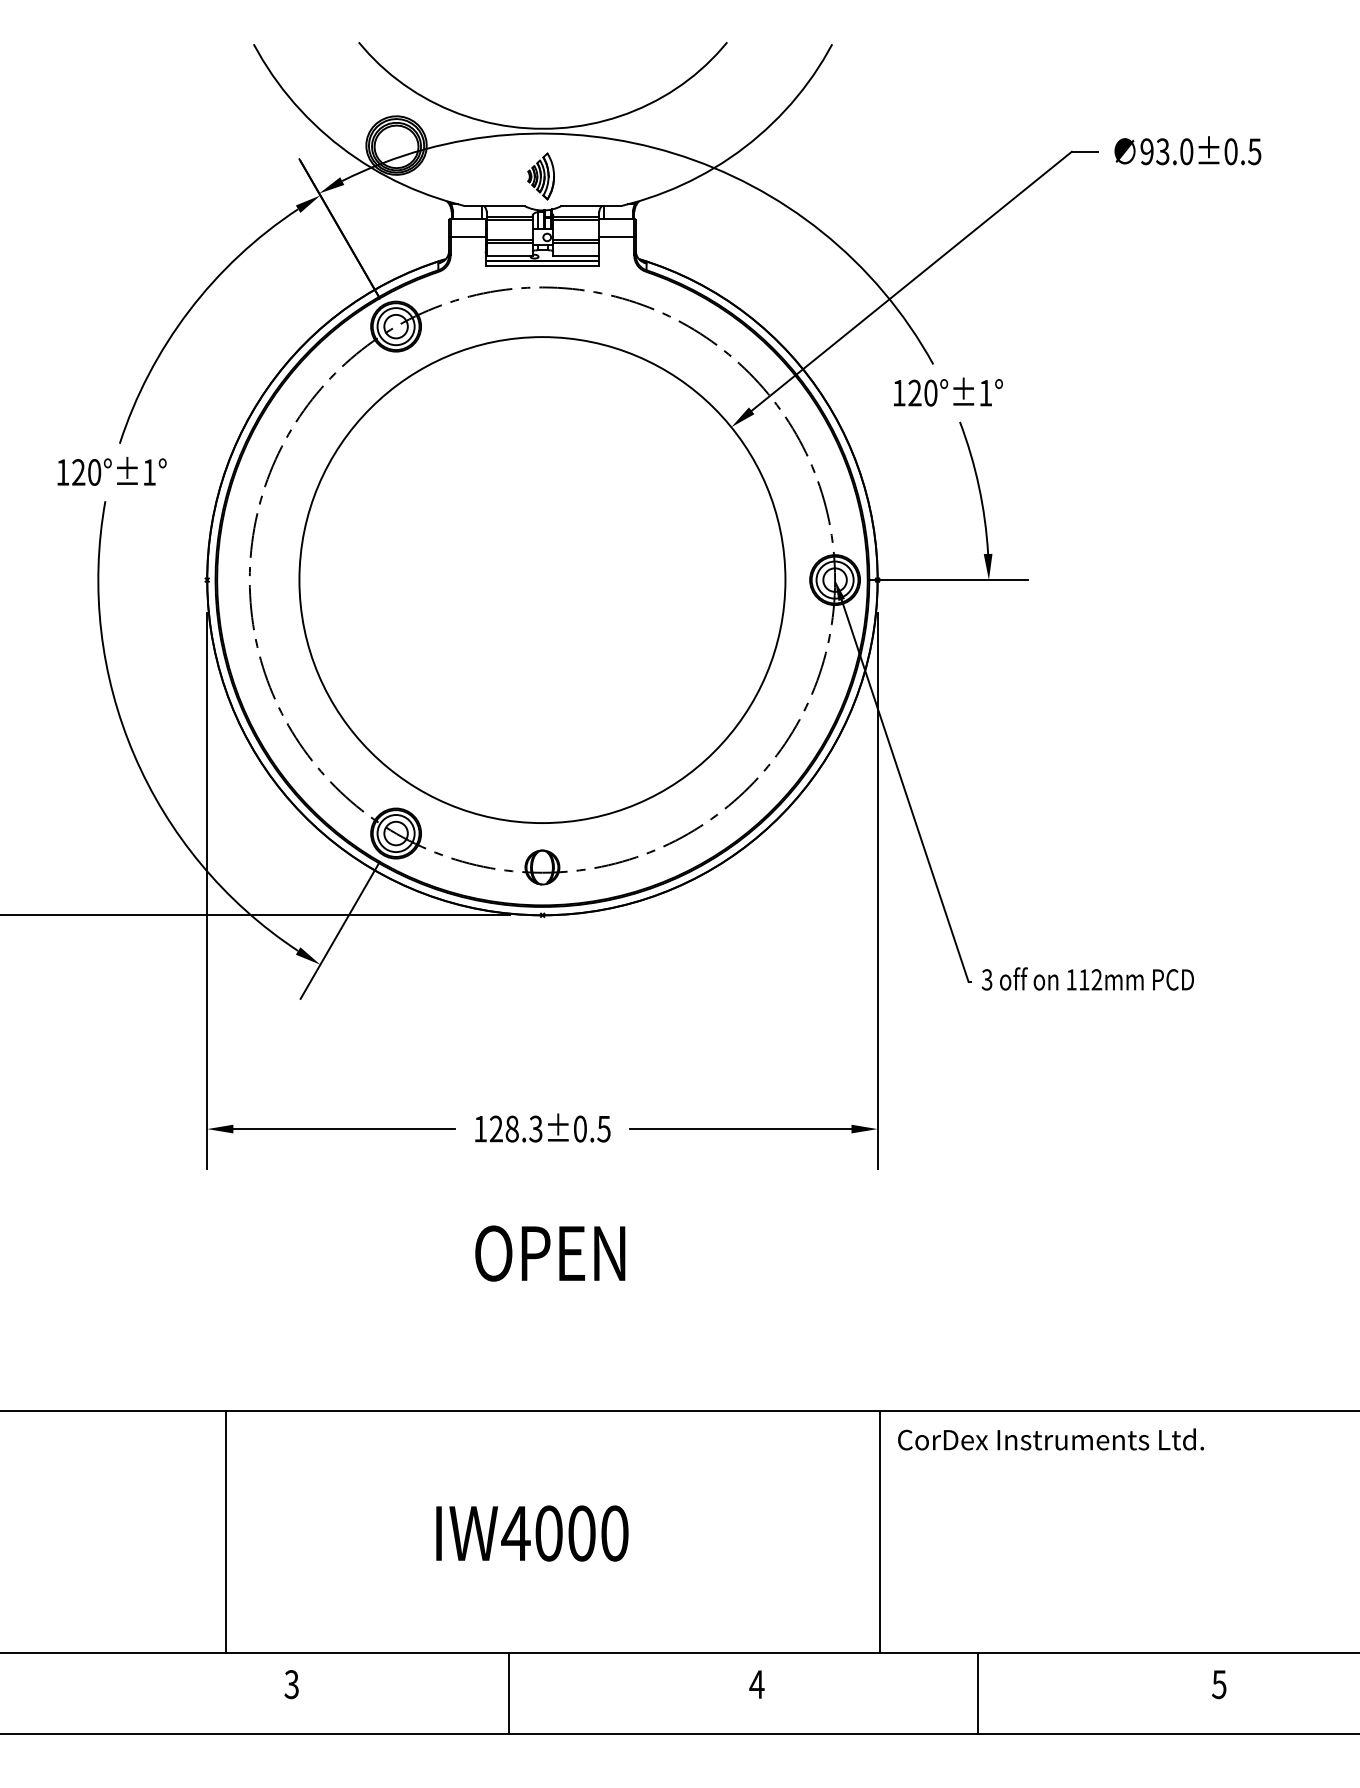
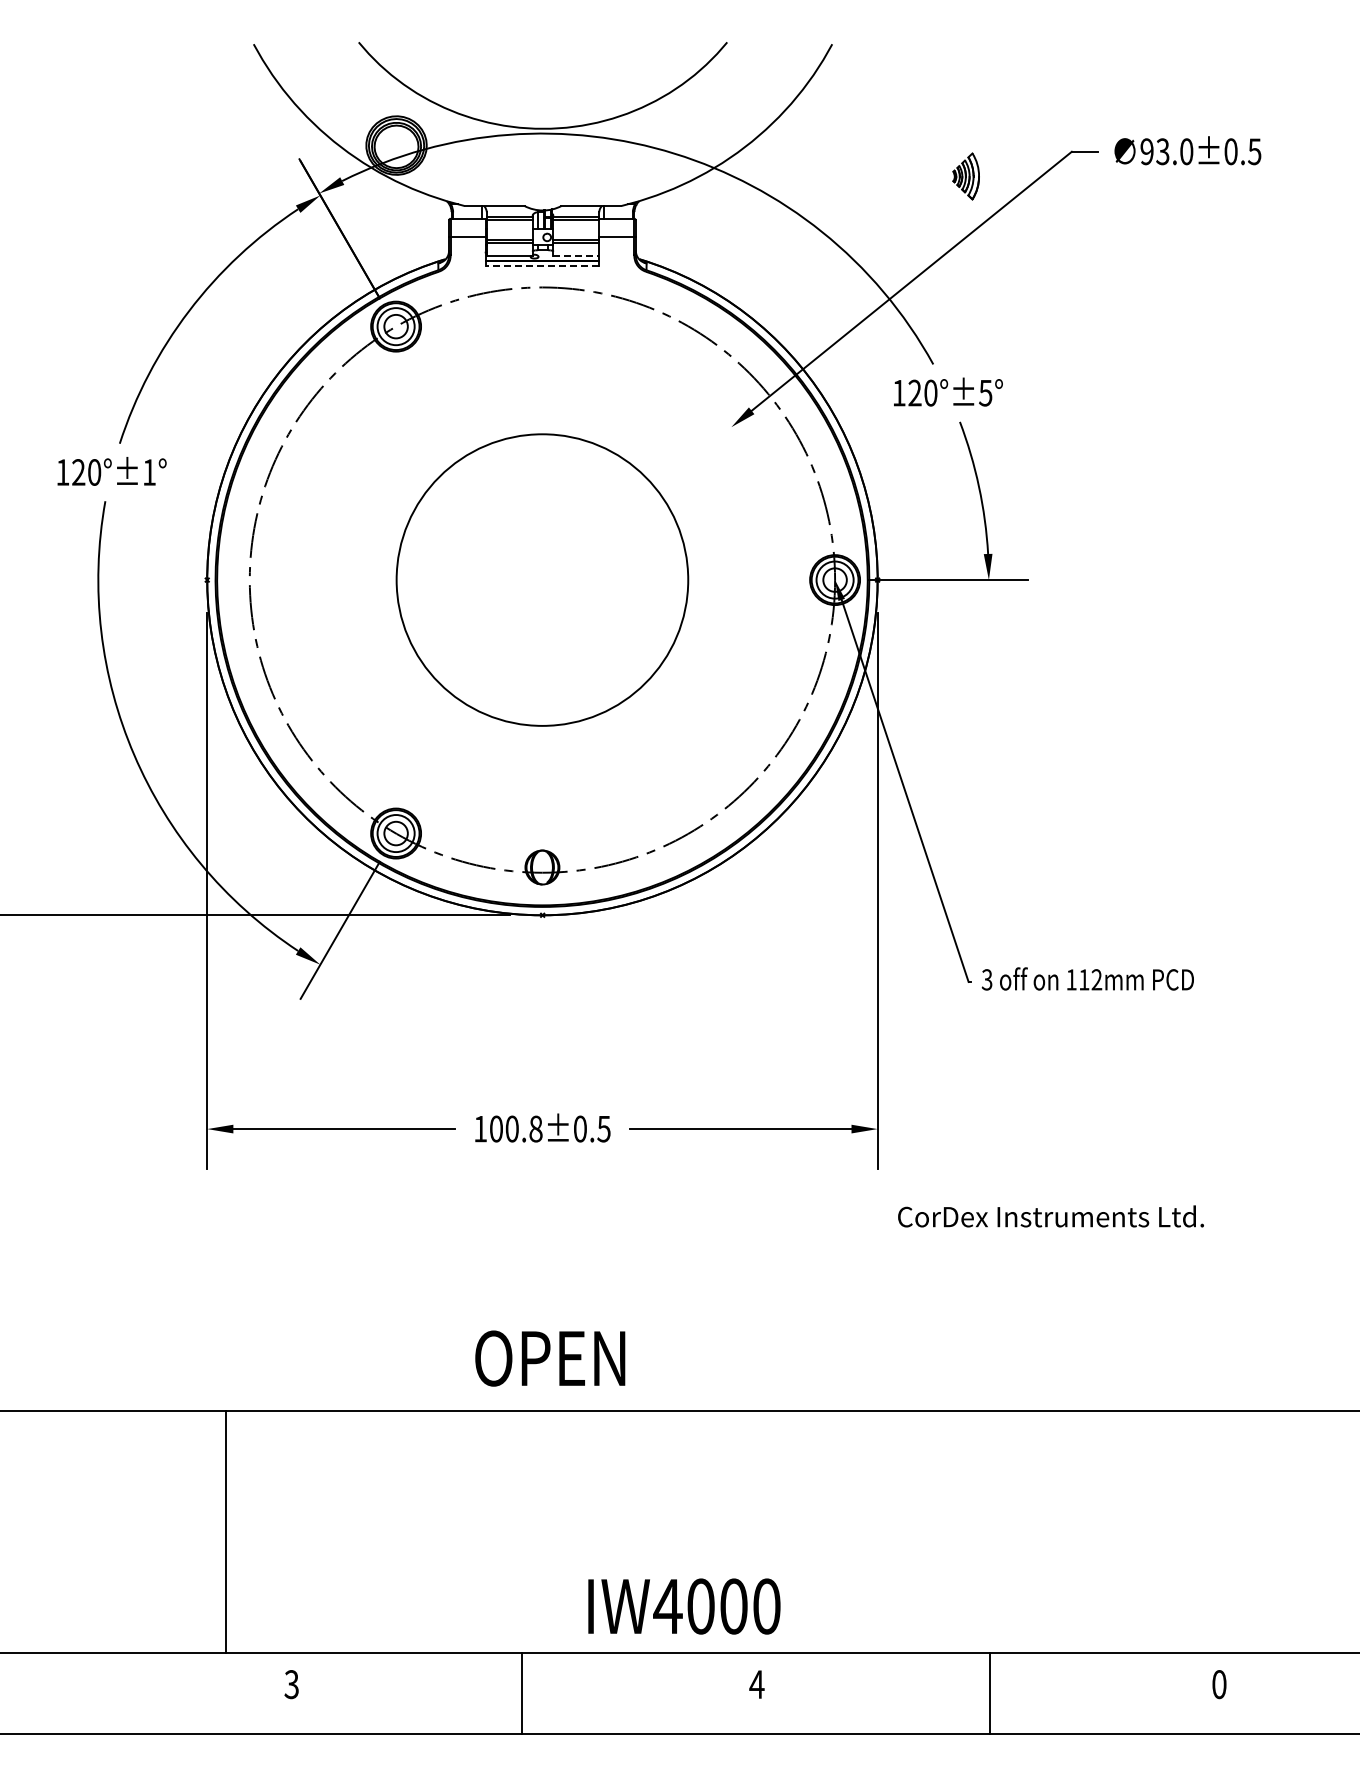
part position: (540, 176) -> (965, 176) (965, 176)
line: solid -> dashed (576, 255)
line: solid -> dashed (542, 266)
text: 120°±1° -> 120°±5° (985, 393)
circle diameter: 486 px -> 292 px (542, 579)
text: 128.3±0.5 -> 100.8±0.5 (515, 1128)
text position: (550, 1253) -> (550, 1358) (550, 1358)
text position: (1050, 1439) -> (1050, 1216) (1050, 1216)
line: present -> none (879, 1531)
text position: (532, 1533) -> (684, 1606) (684, 1606)
text: 5 -> 0 (1219, 1684)
line position: (509, 1693) -> (522, 1693) (522, 1693)
line position: (978, 1693) -> (990, 1693) (990, 1693)
